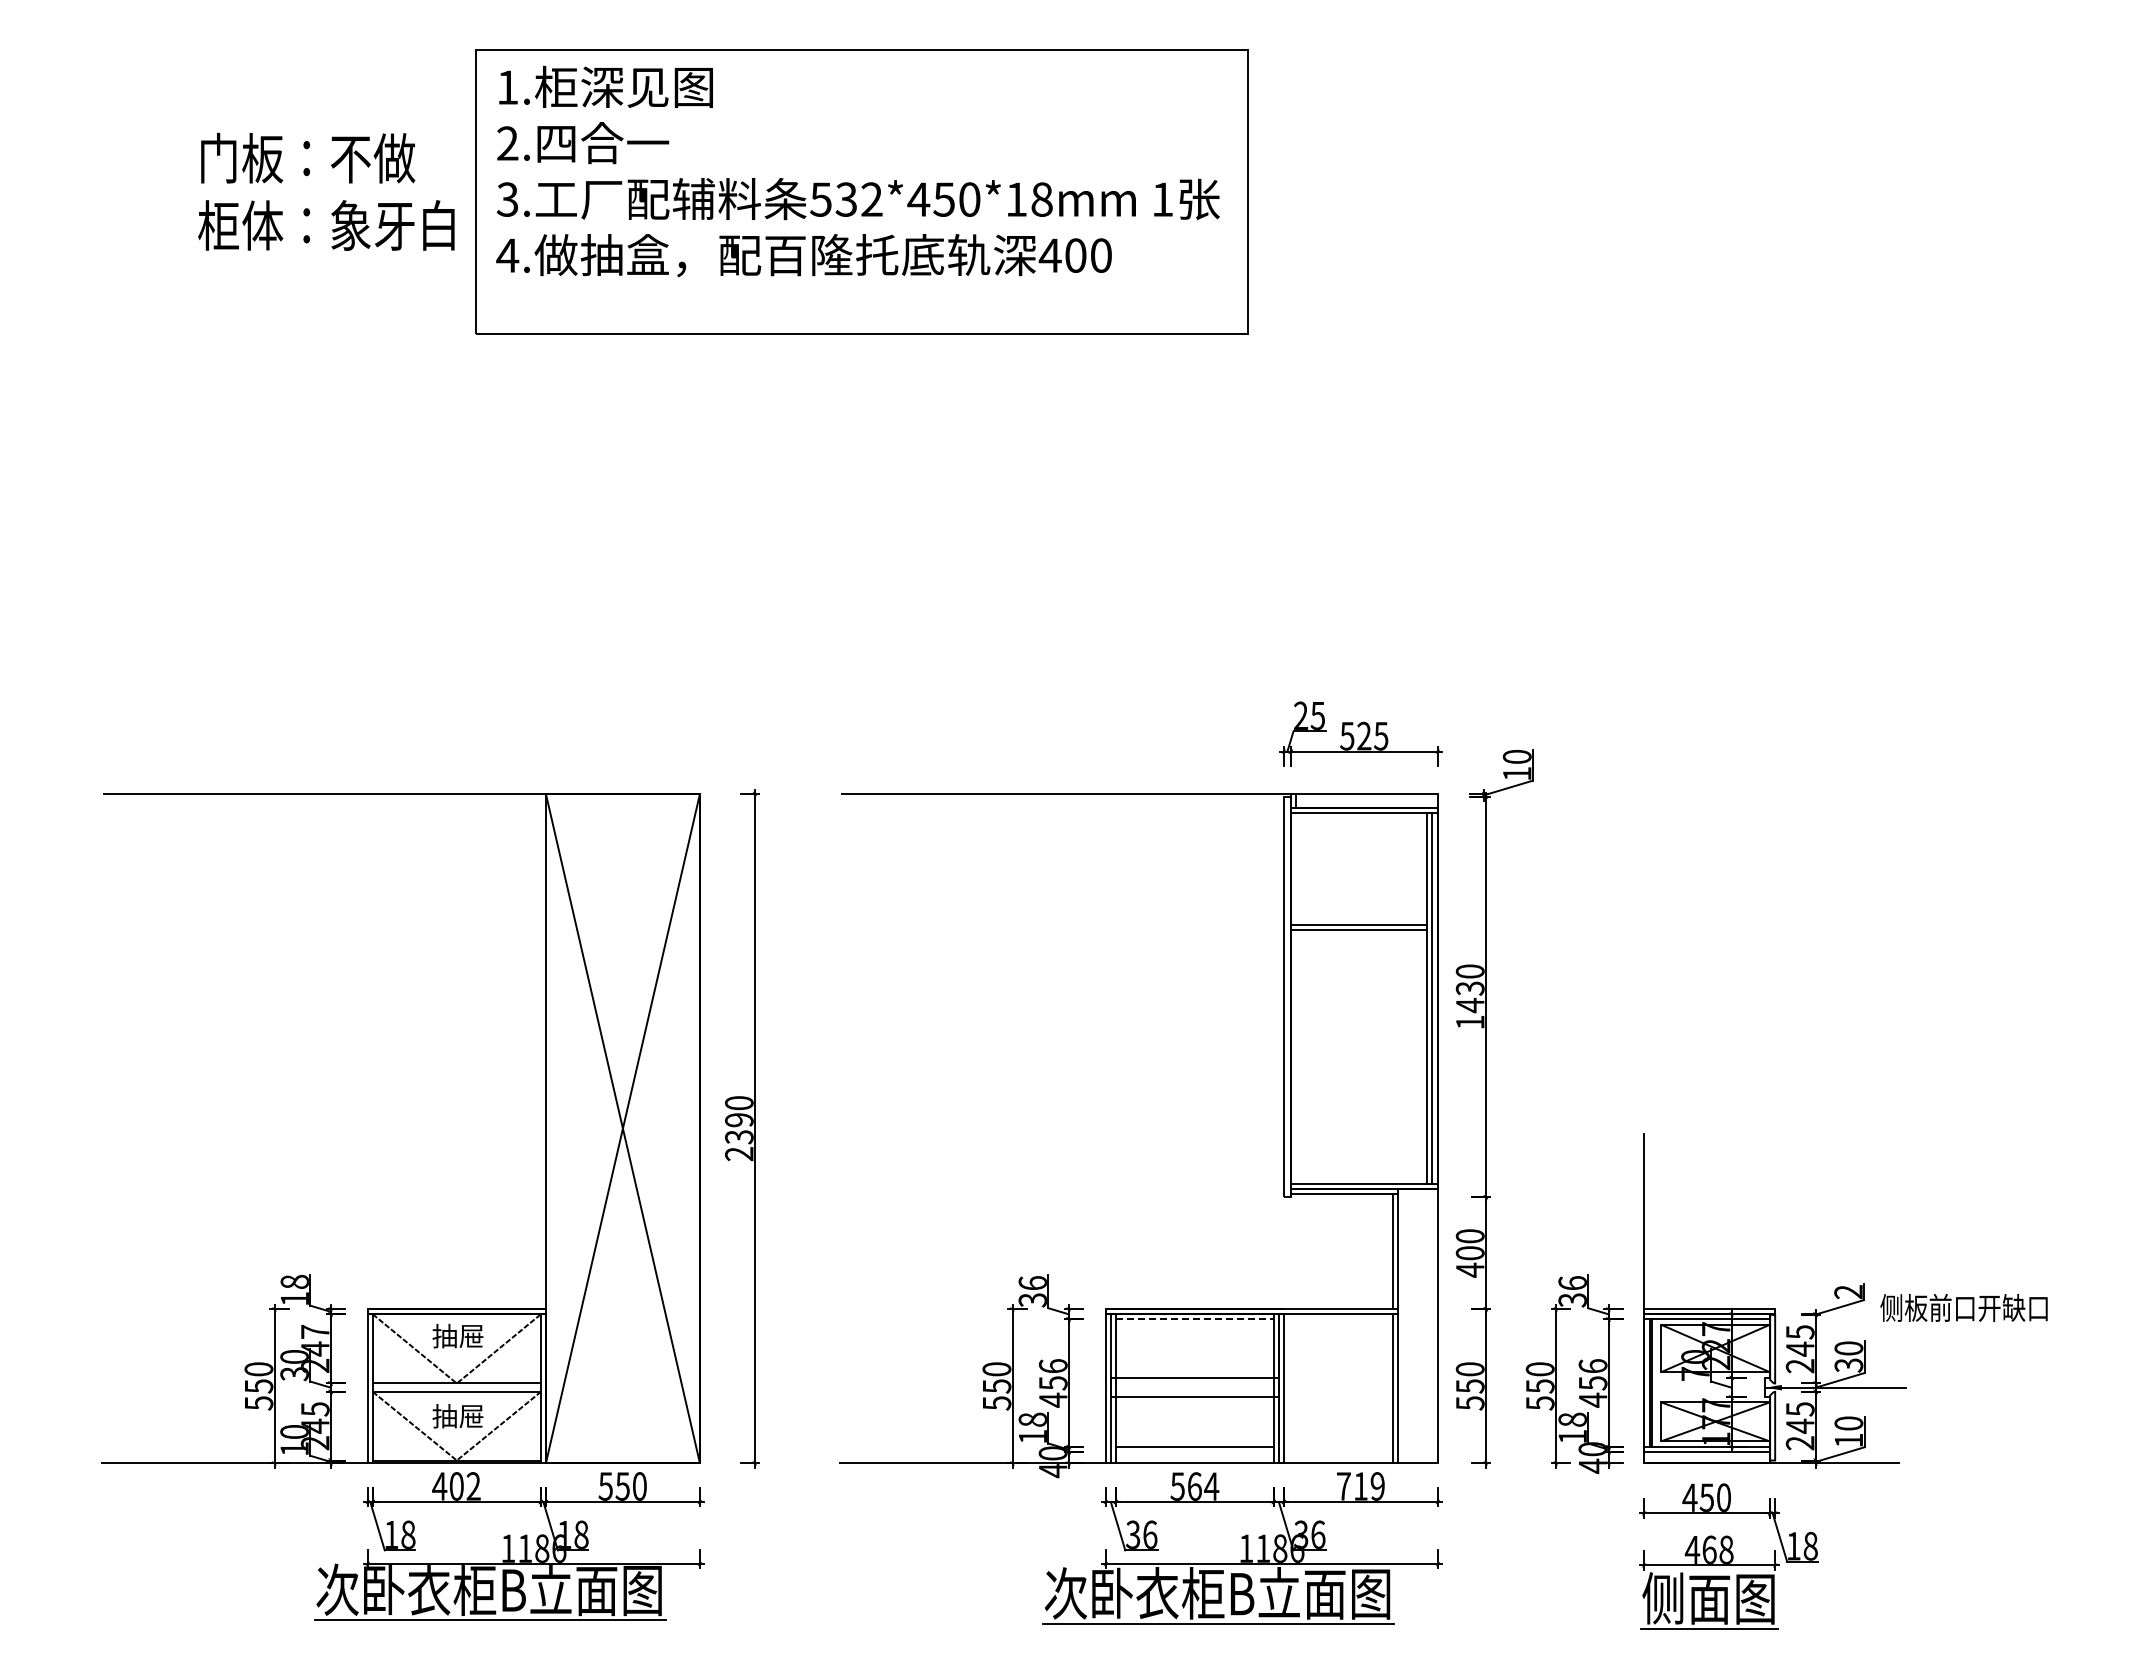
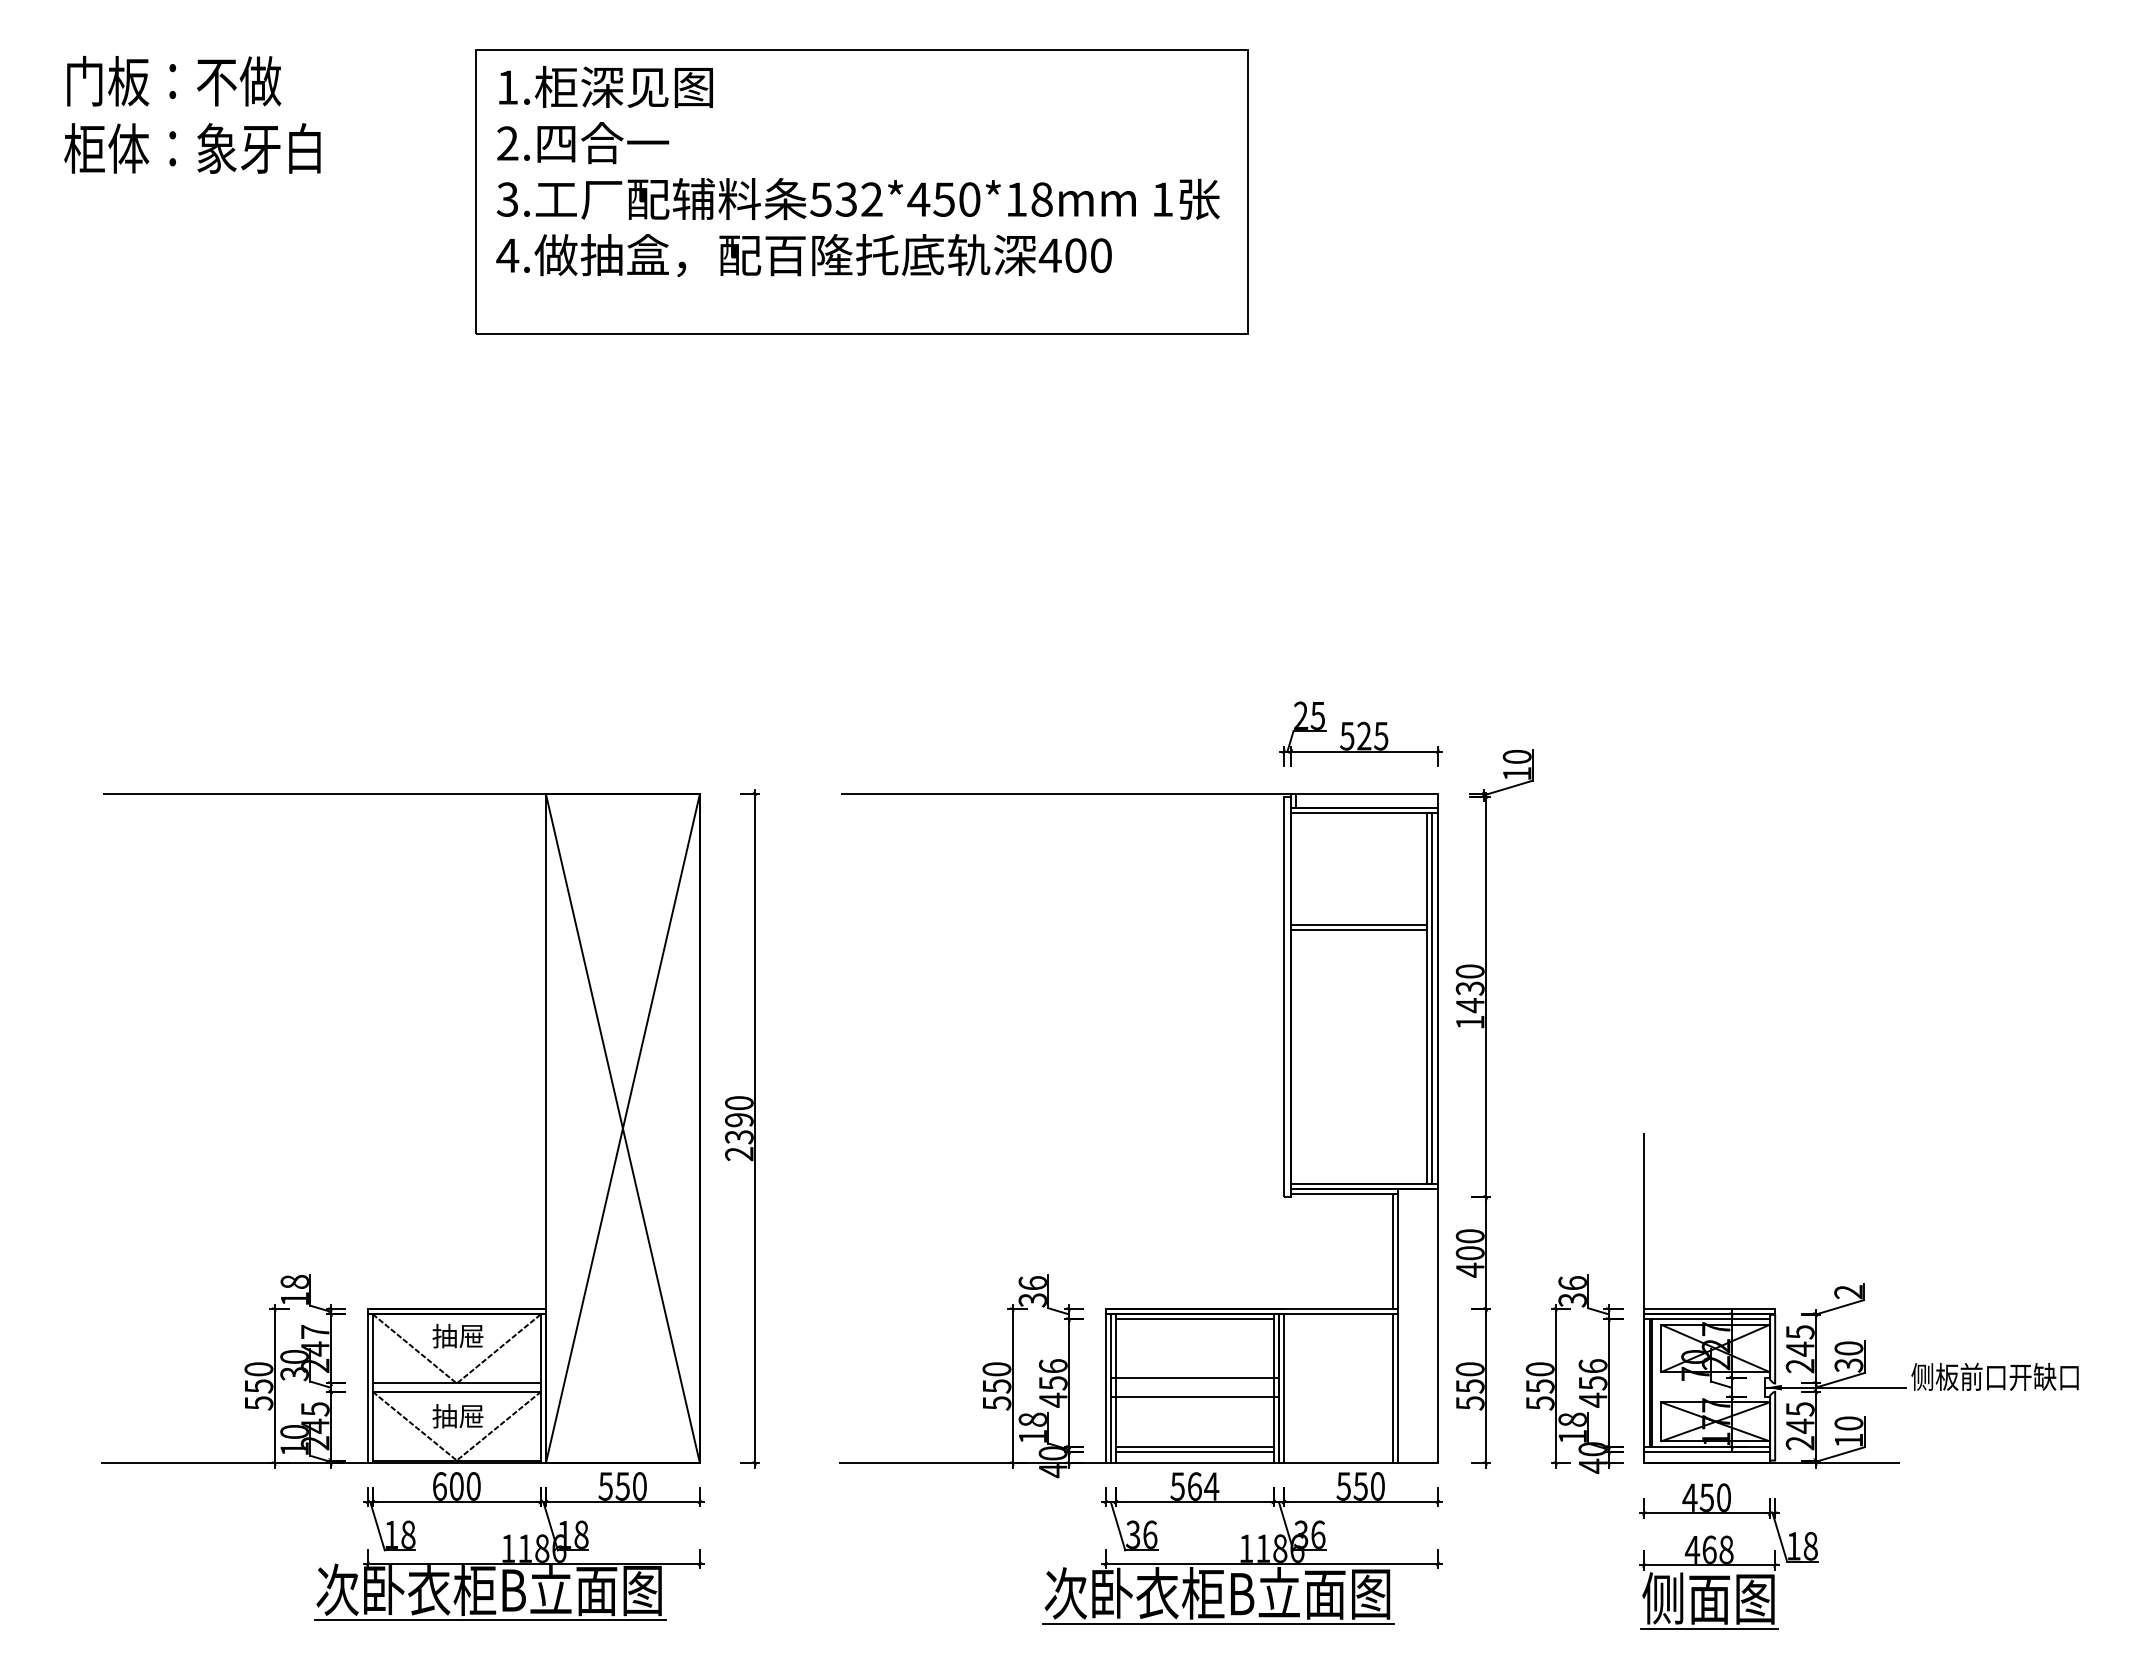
text position: (326, 191) -> (192, 114) (192, 114)
text position: (1963, 1307) -> (1994, 1376) (1994, 1376)
line: dashed -> solid (1194, 1319)
line: none -> present (1194, 1452)
text: 402 -> 600 (456, 1486)
text: 719 -> 550 (1360, 1486)
